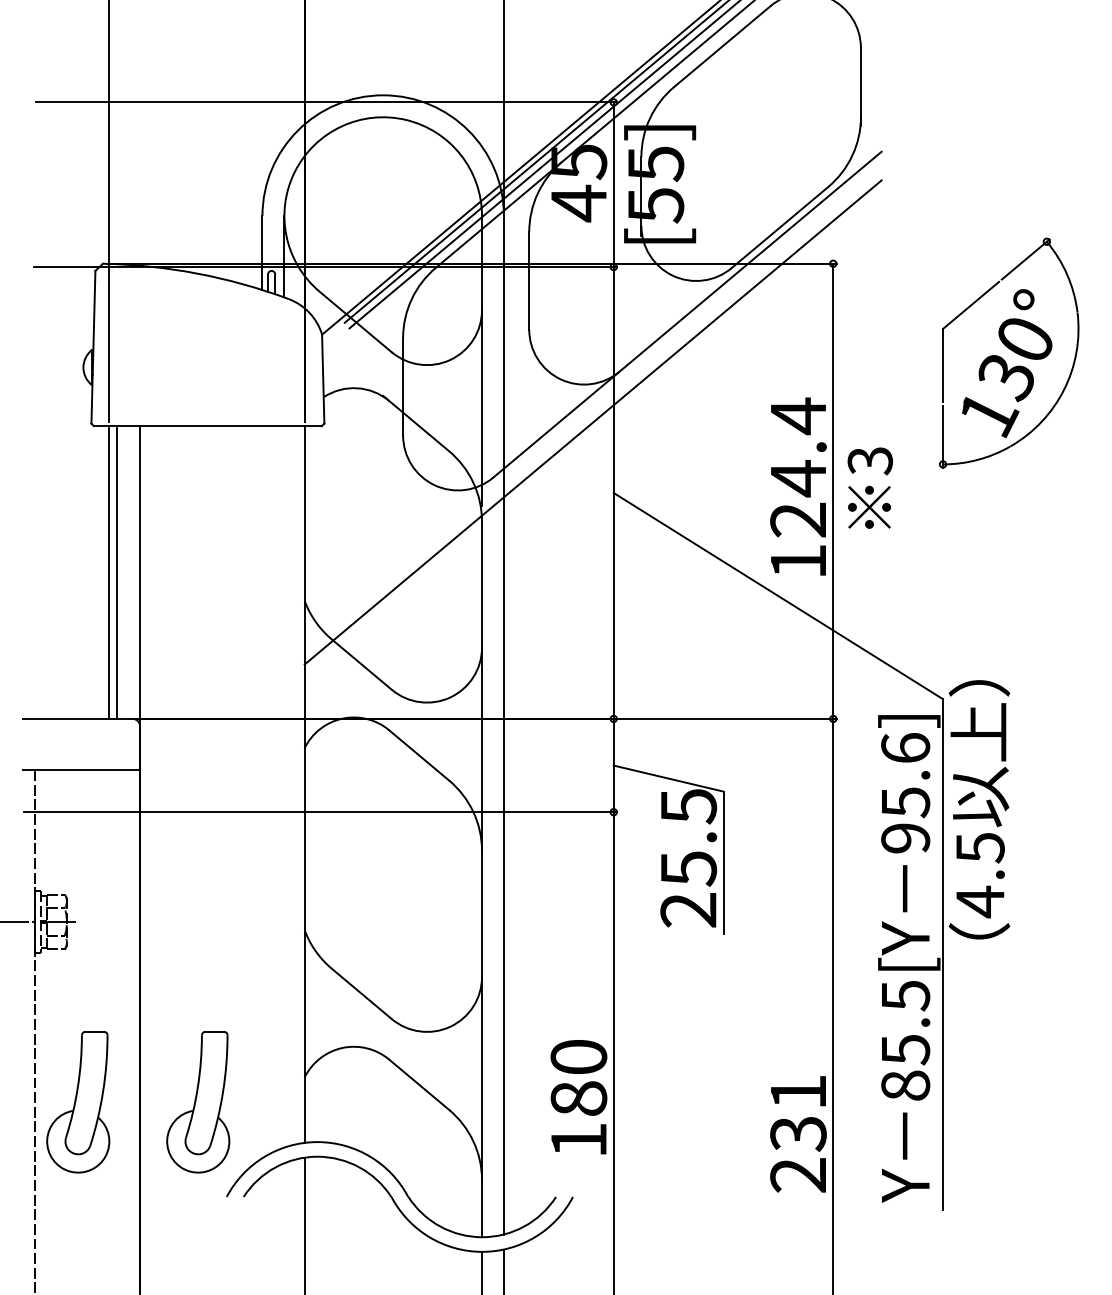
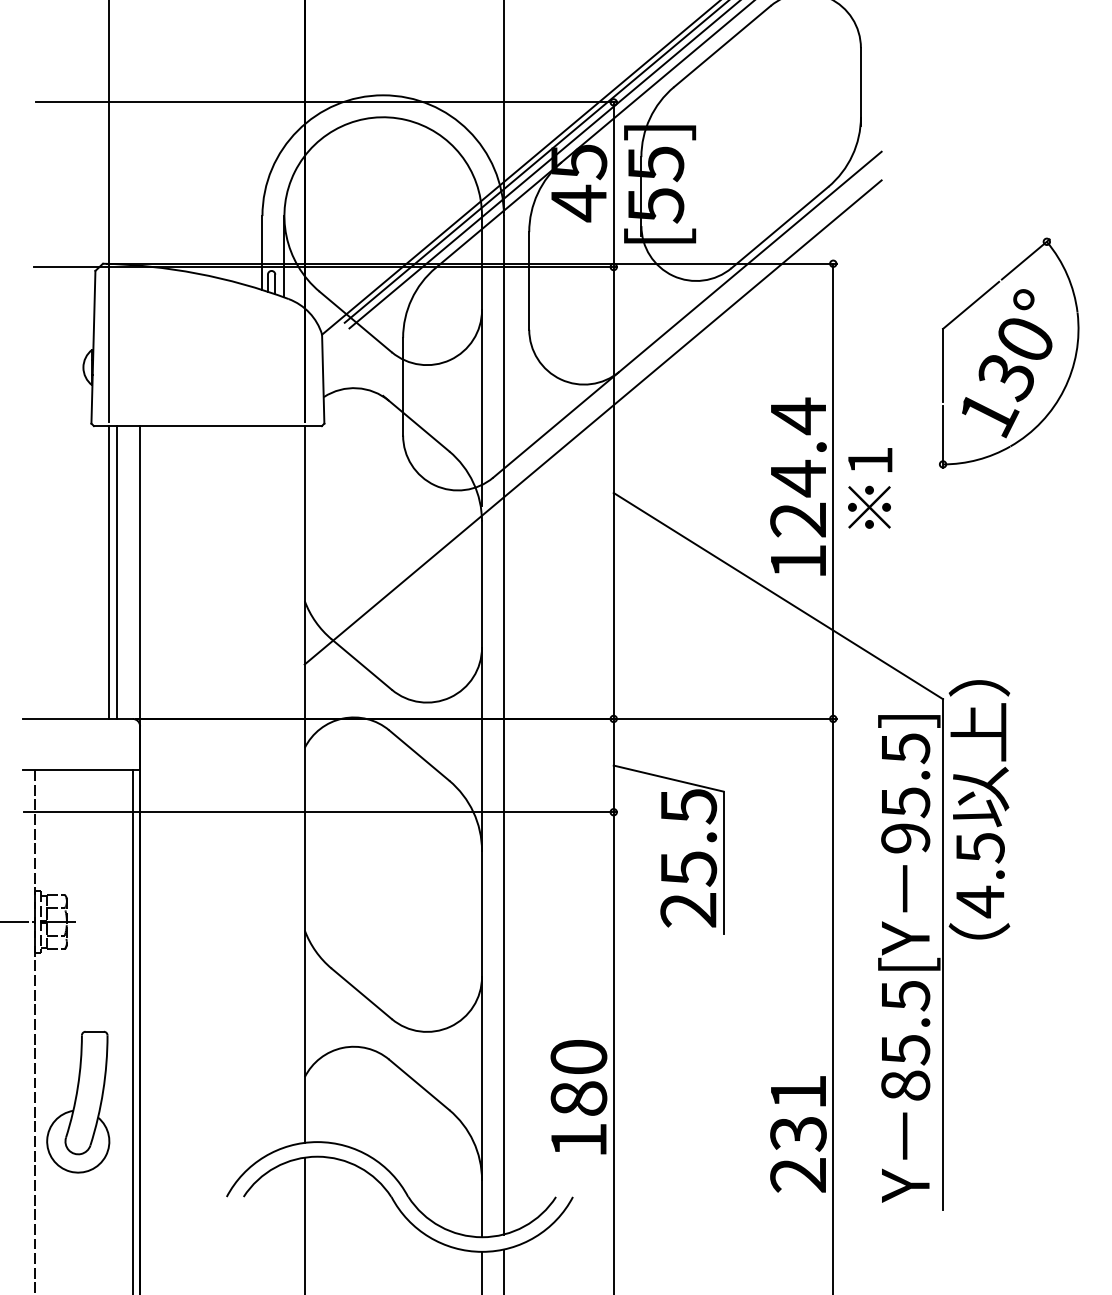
text: 3 -> 1 (869, 461)
text: 95.6] -> 95.5] (905, 748)
line: none -> present (133, 1030)
part: present -> none (198, 1101)
